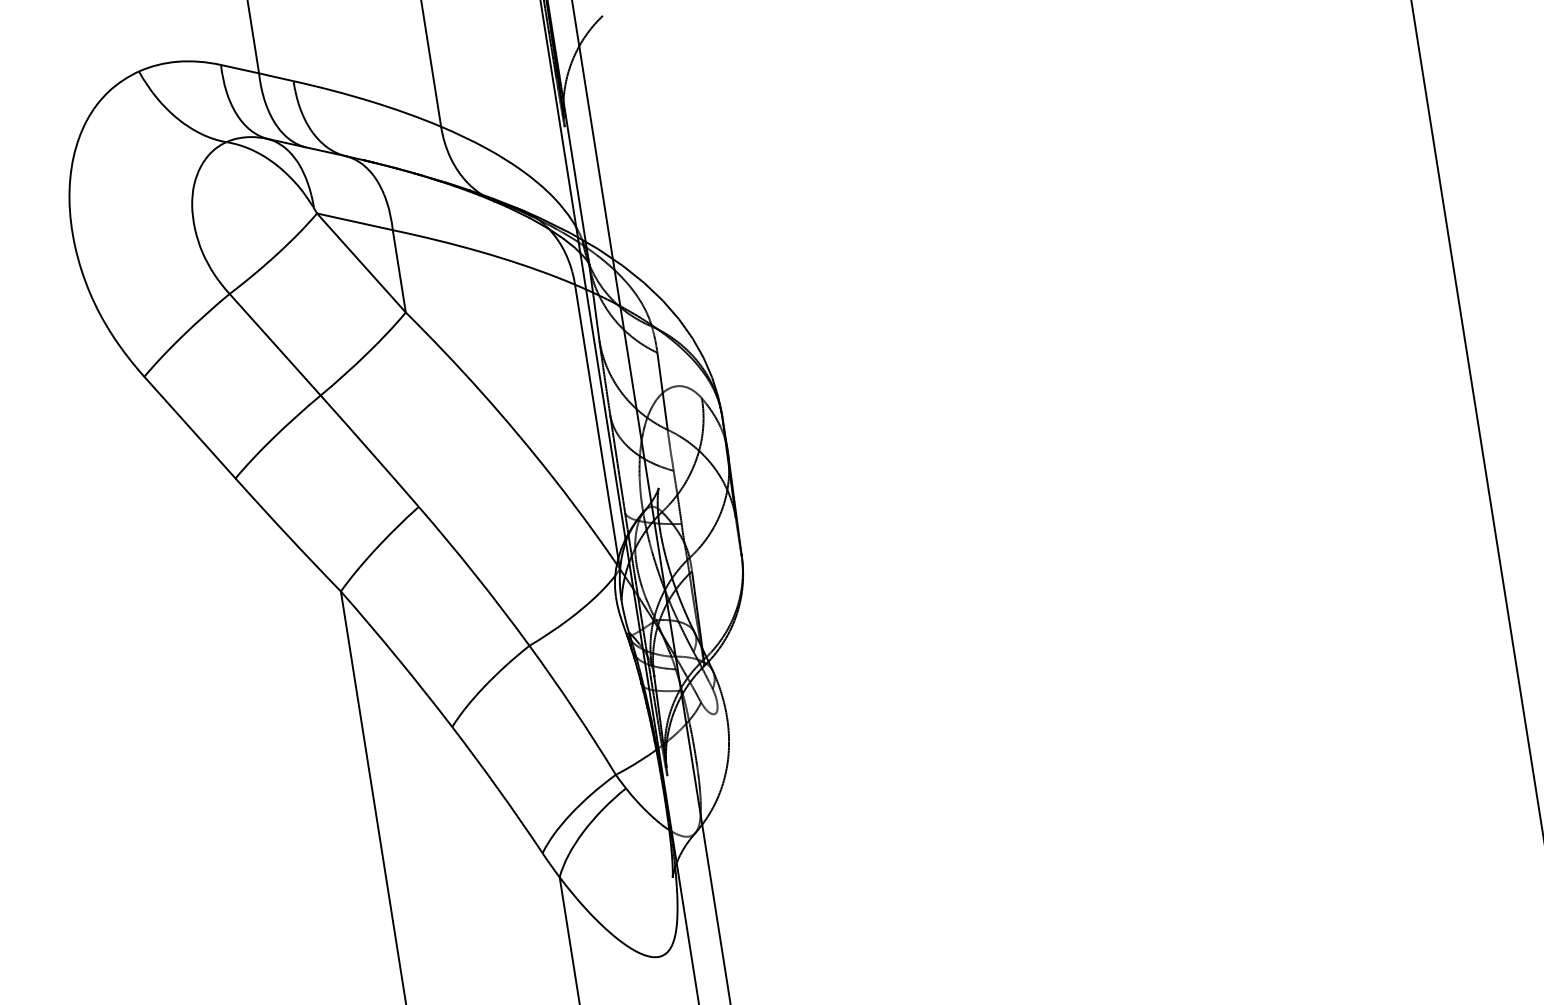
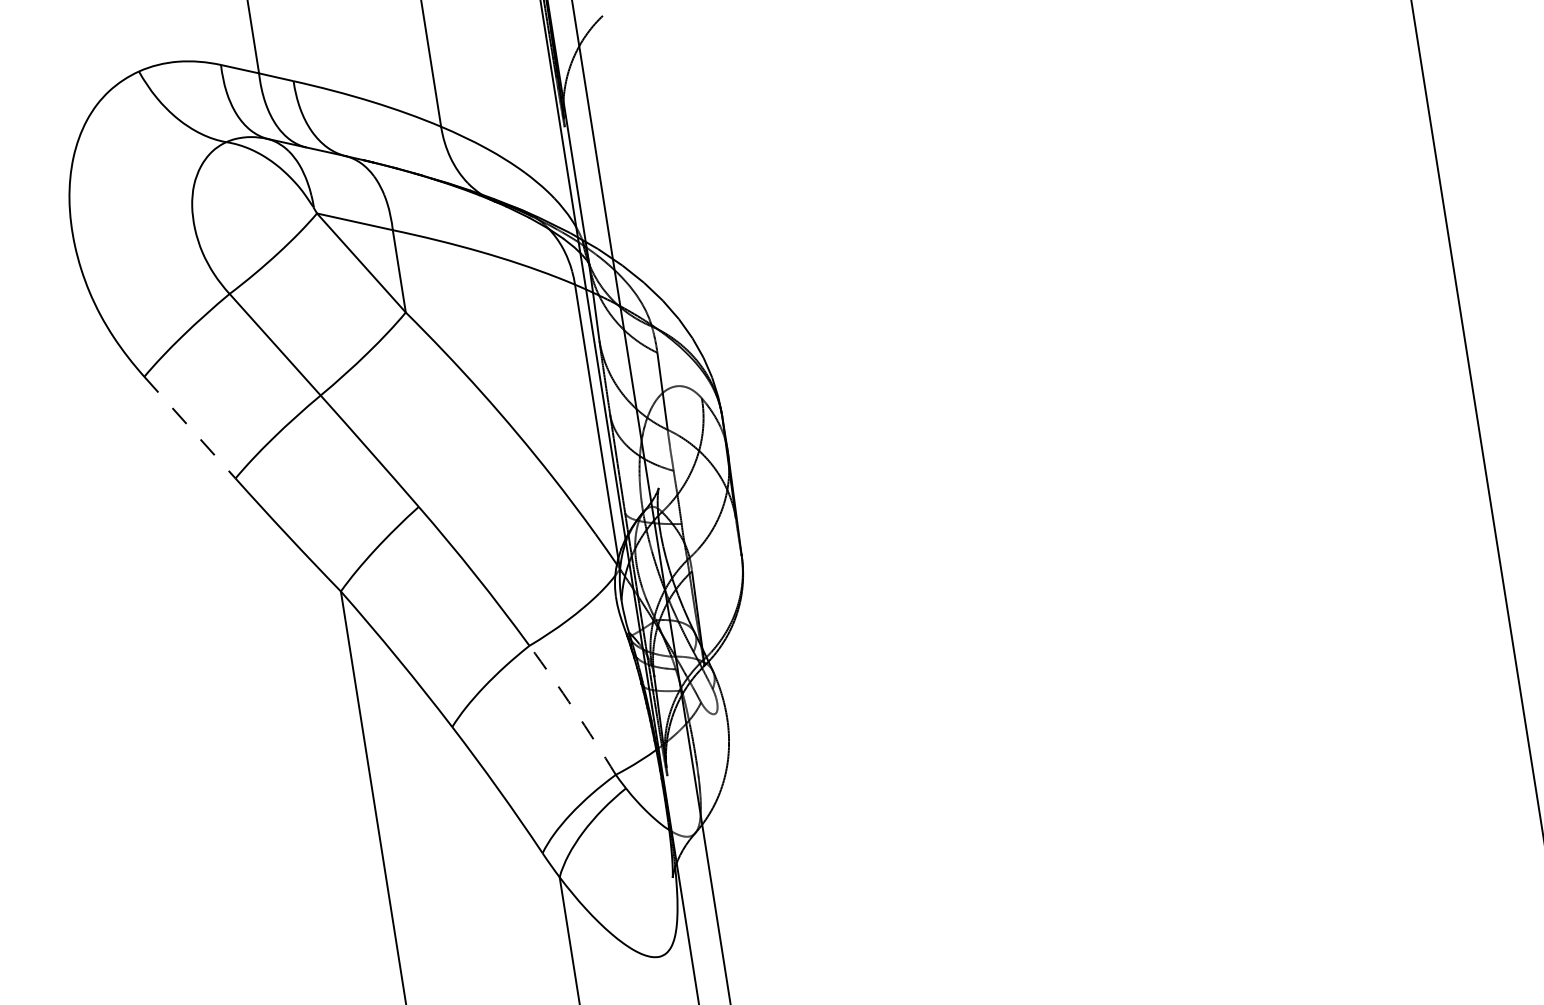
line: solid -> dashed (190, 428)
arc: solid -> dashed (574, 709)
